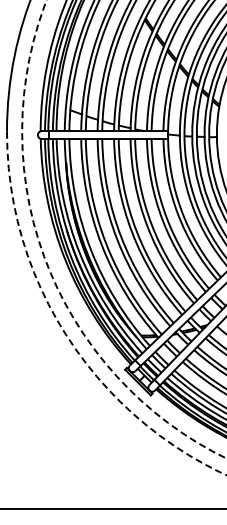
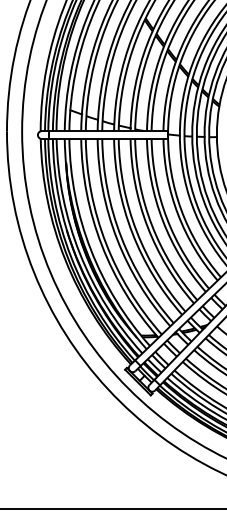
circle: dashed -> solid (124, 229)
arc: dashed -> solid (66, 336)
